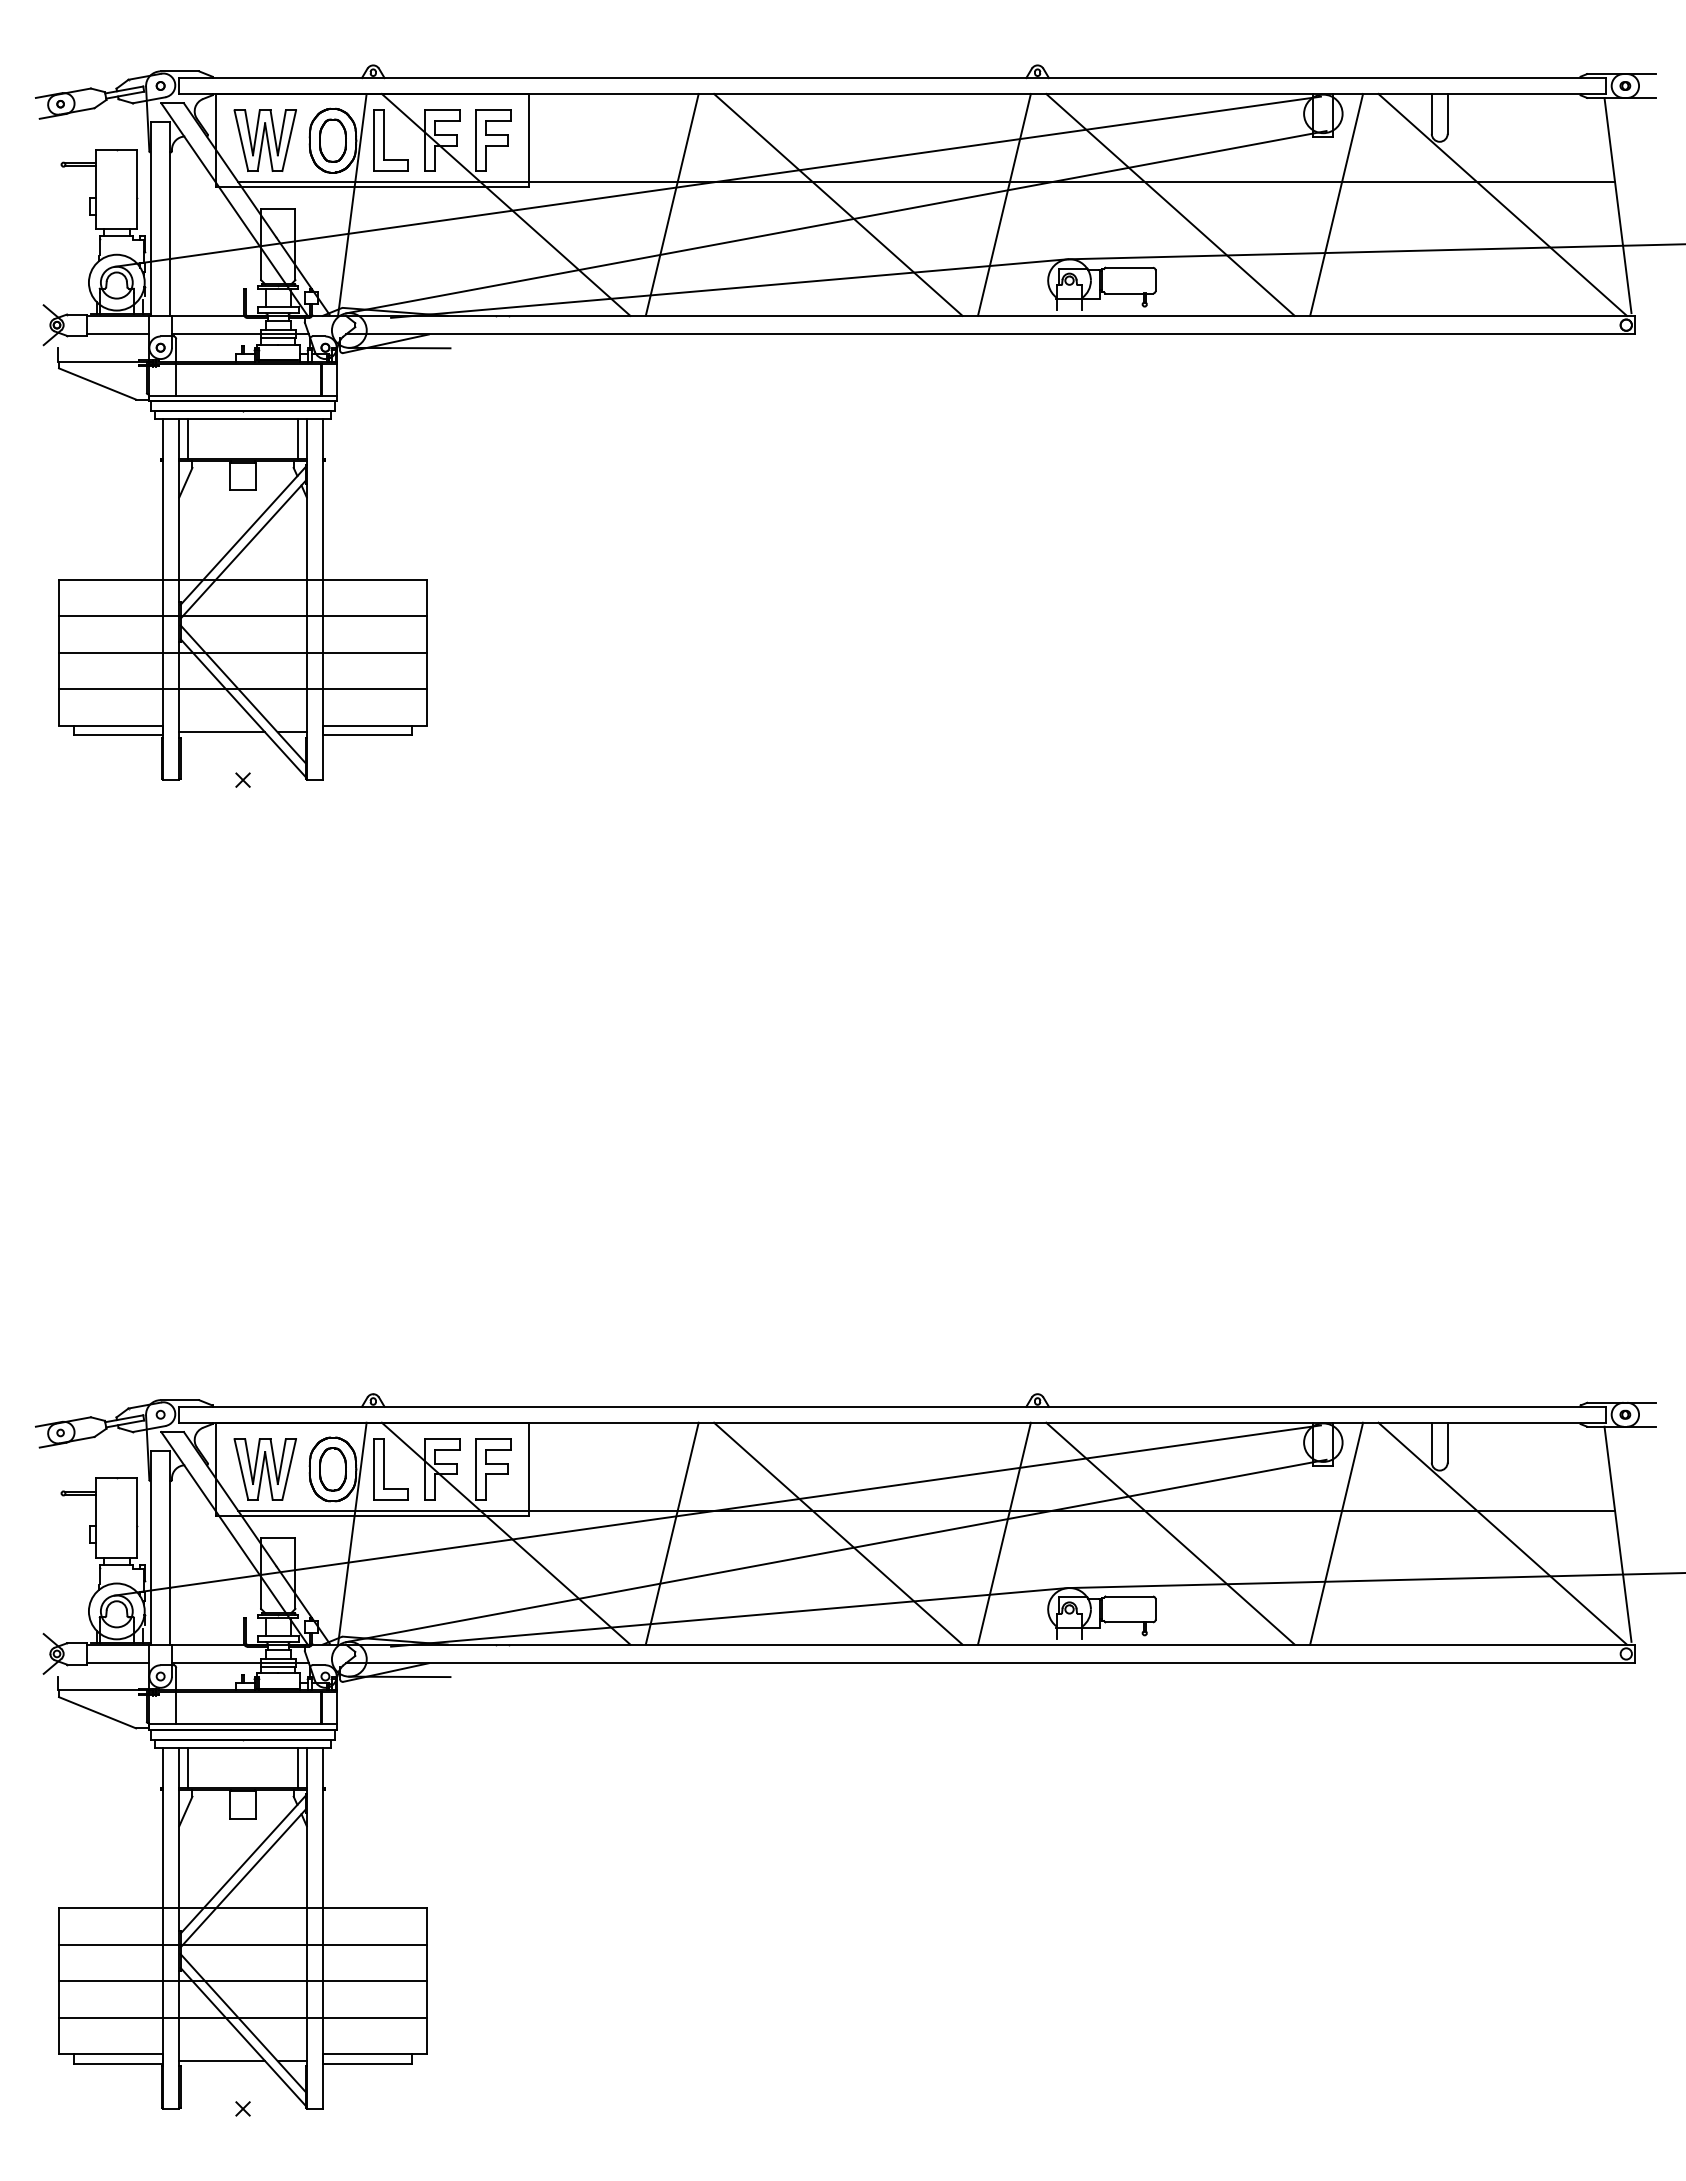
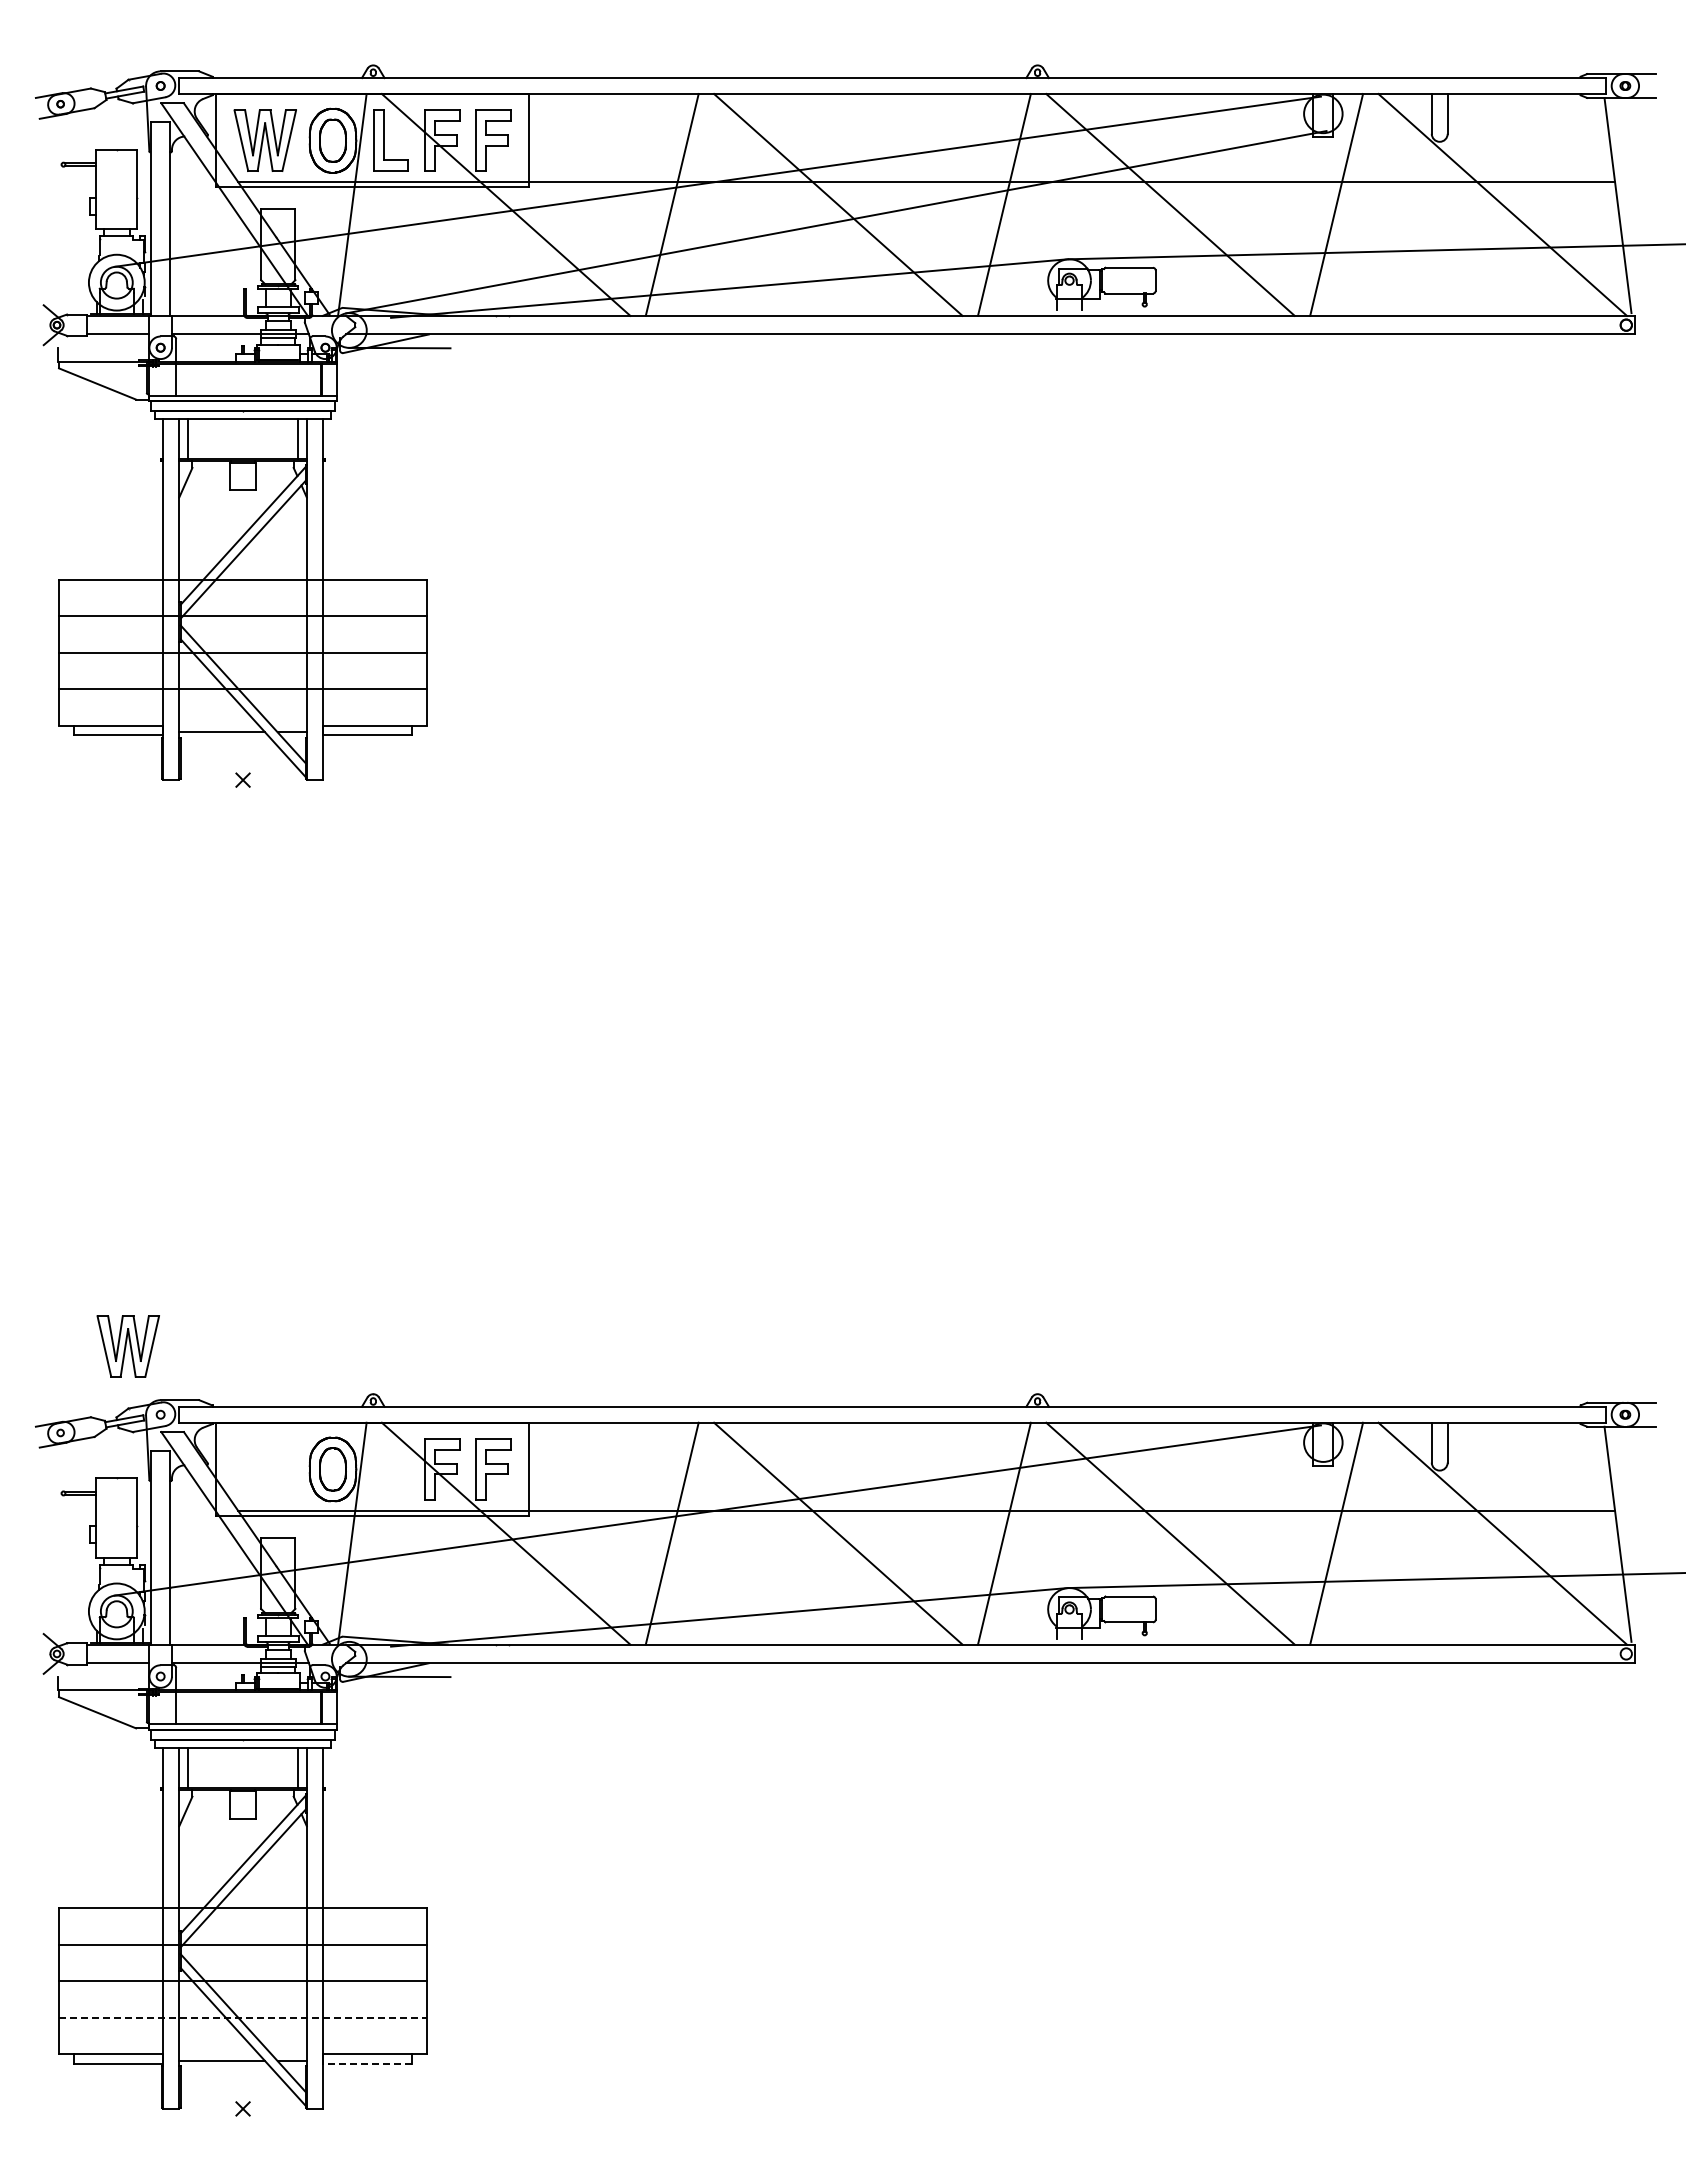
part position: (264, 1469) -> (127, 1346) (127, 1346)
part: present -> none (390, 1469)
line: present -> none (836, 1550)
line: solid -> dashed (243, 2017)
line: solid -> dashed (367, 2063)
